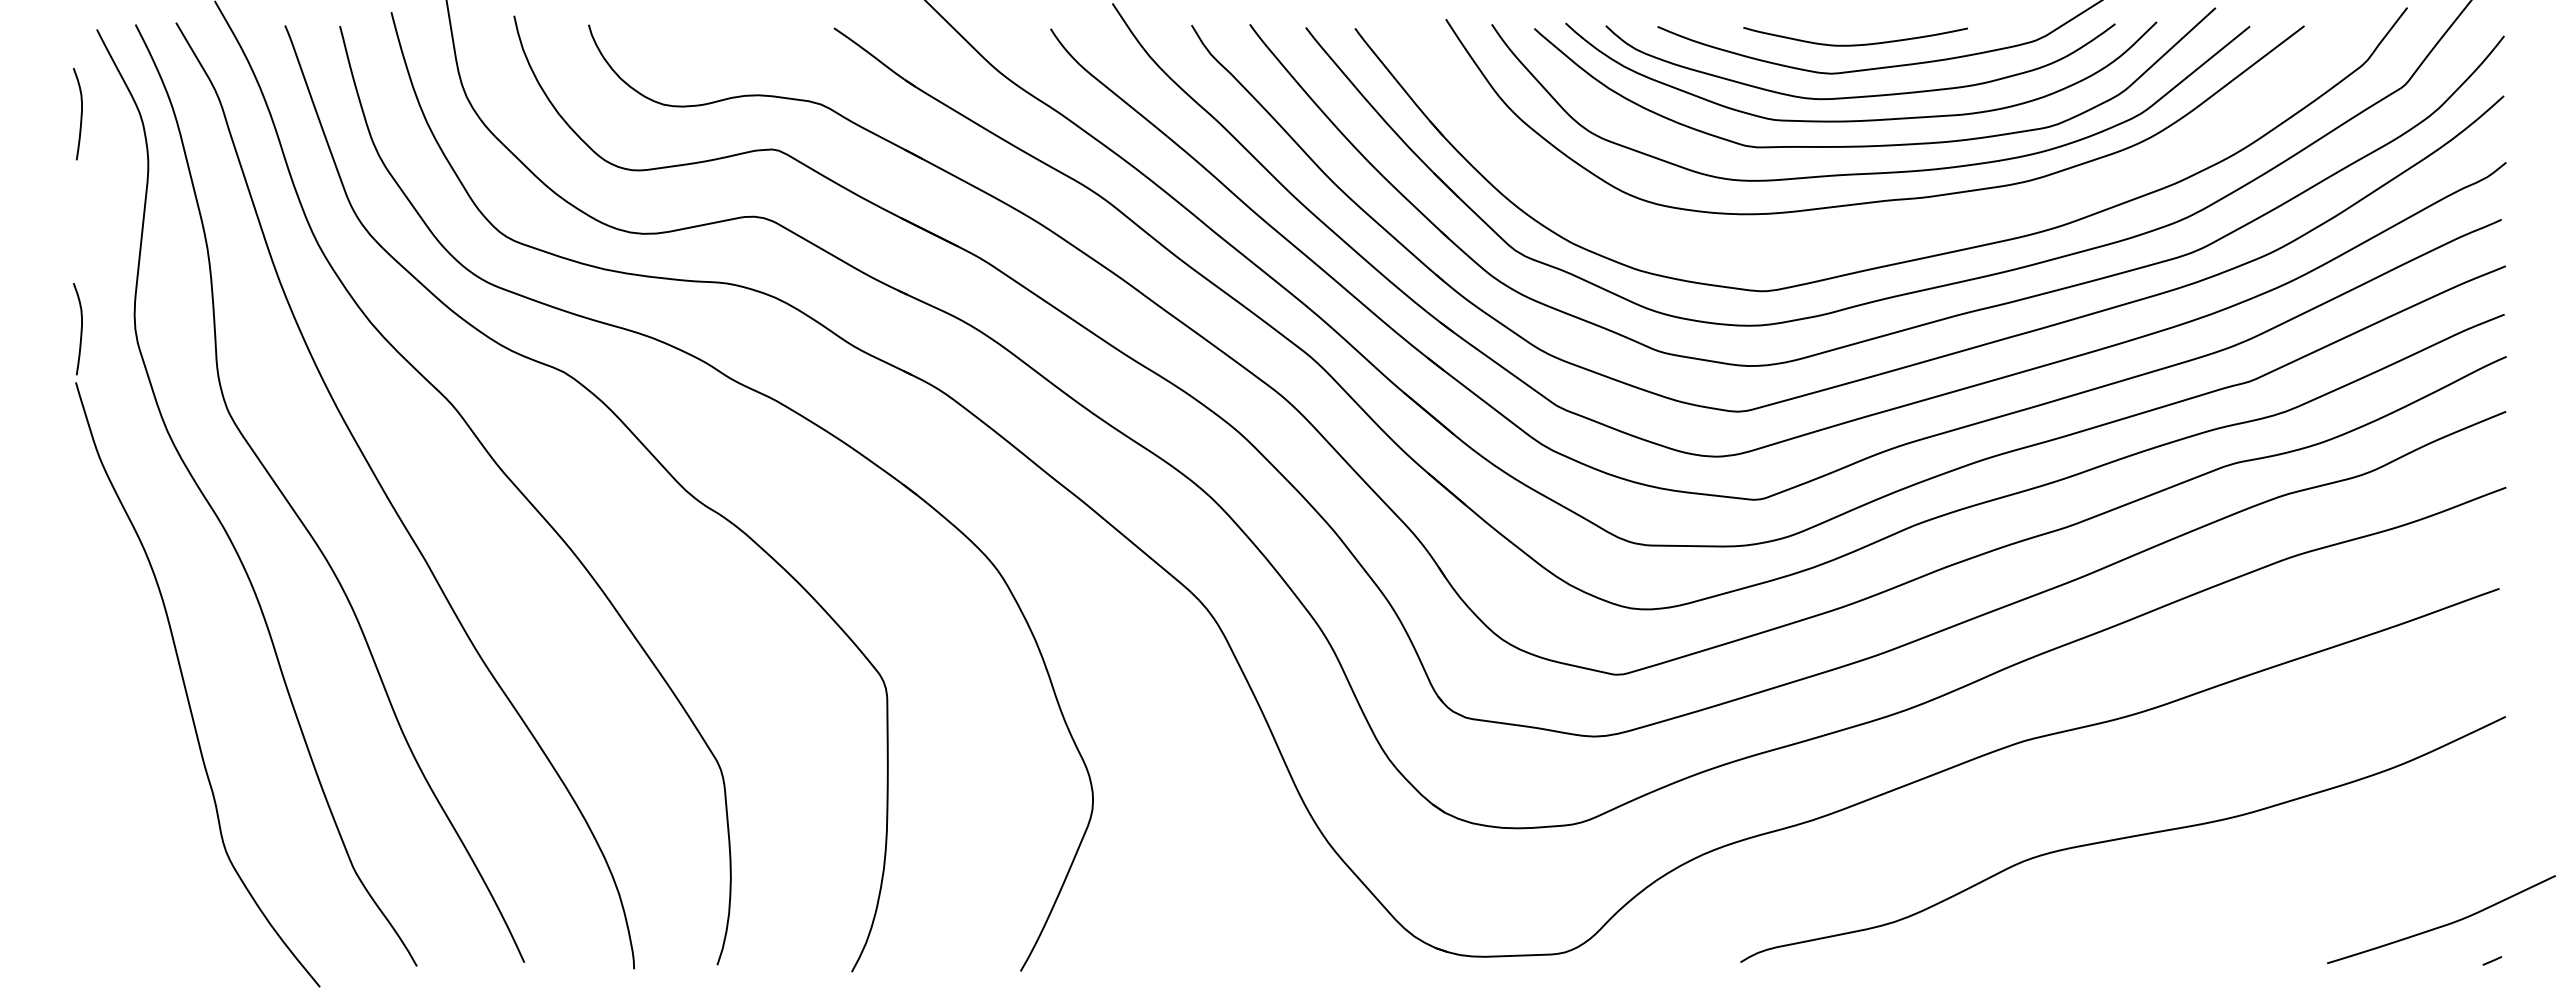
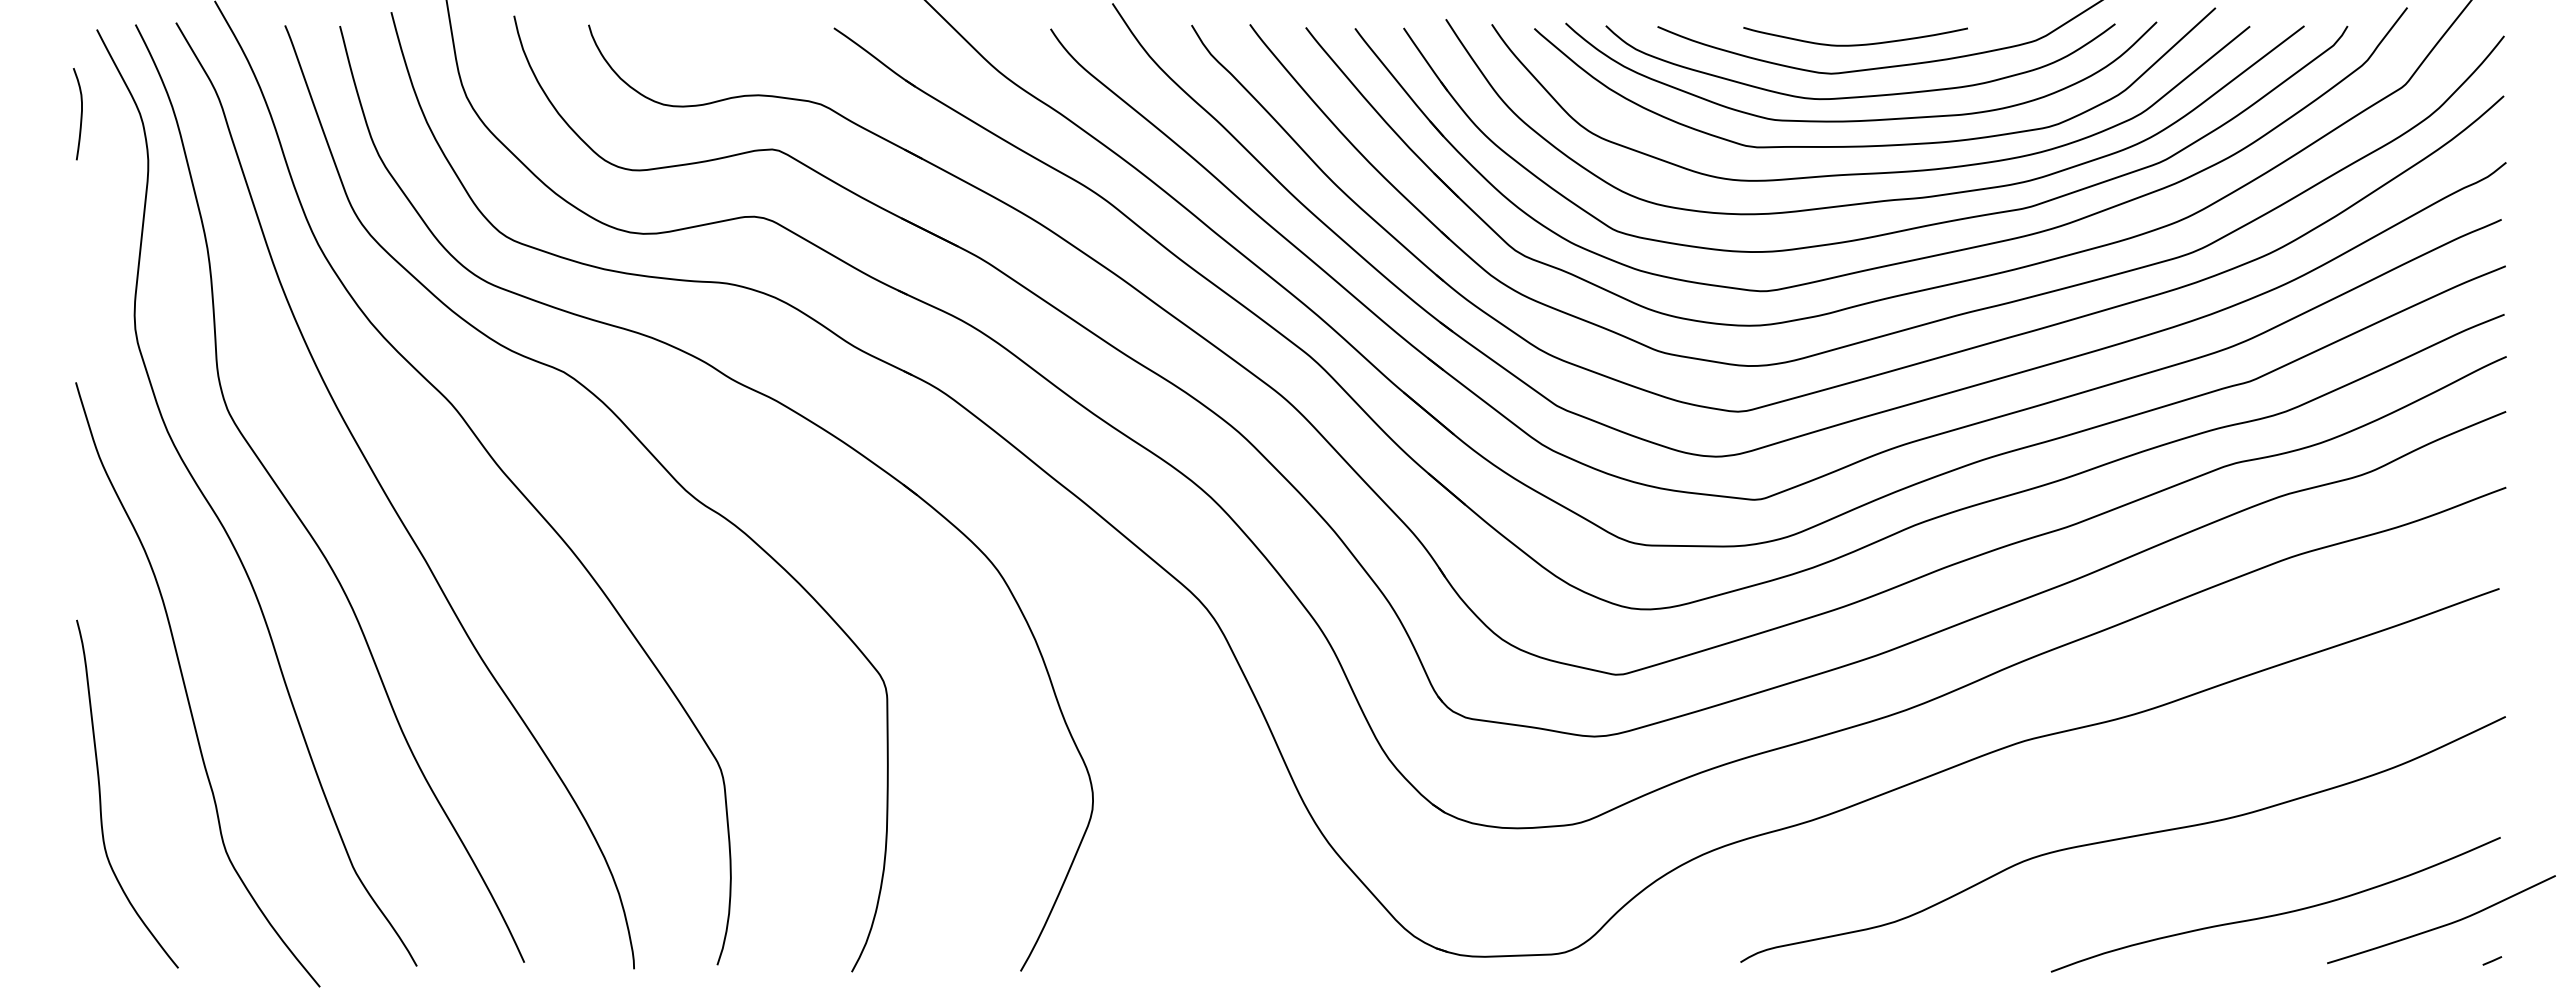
part: none -> present (1893, 231)
curve: present -> none (80, 329)
curve: none -> present (101, 799)
curve: none -> present (2277, 913)
